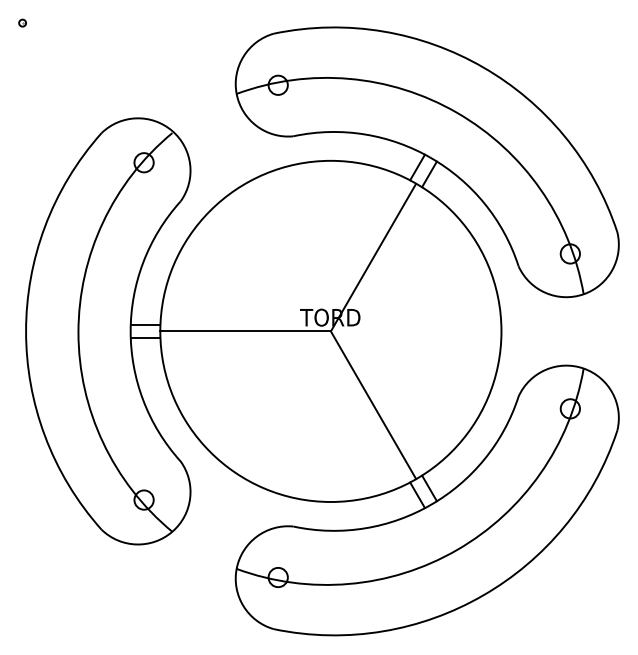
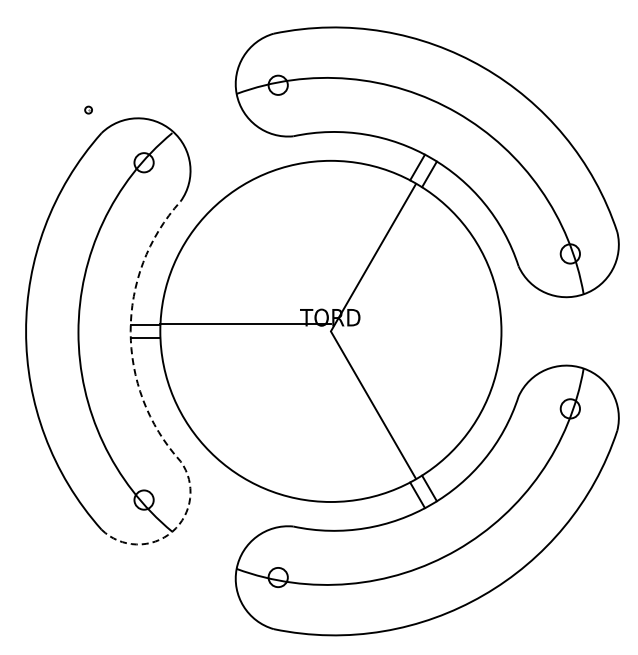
part position: (22, 22) -> (88, 109) (88, 109)
line position: (245, 331) -> (245, 324) (245, 324)
line: solid -> dashed (149, 413)
